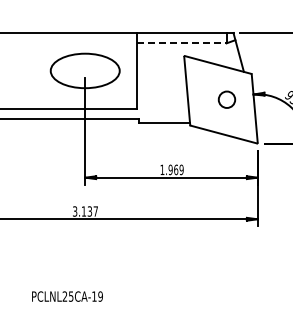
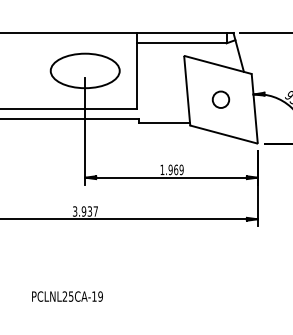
line: dashed -> solid (181, 43)
circle position: (226, 99) -> (220, 99) (220, 99)
text: 3.137 -> 3.937 (83, 211)
